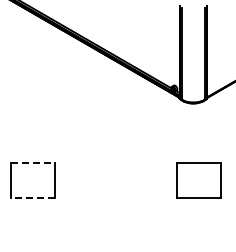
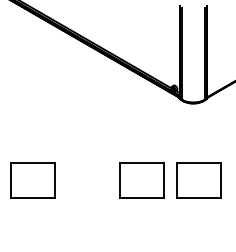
line: dashed -> solid (33, 162)
part: none -> present (141, 180)
line: dashed -> solid (33, 197)
